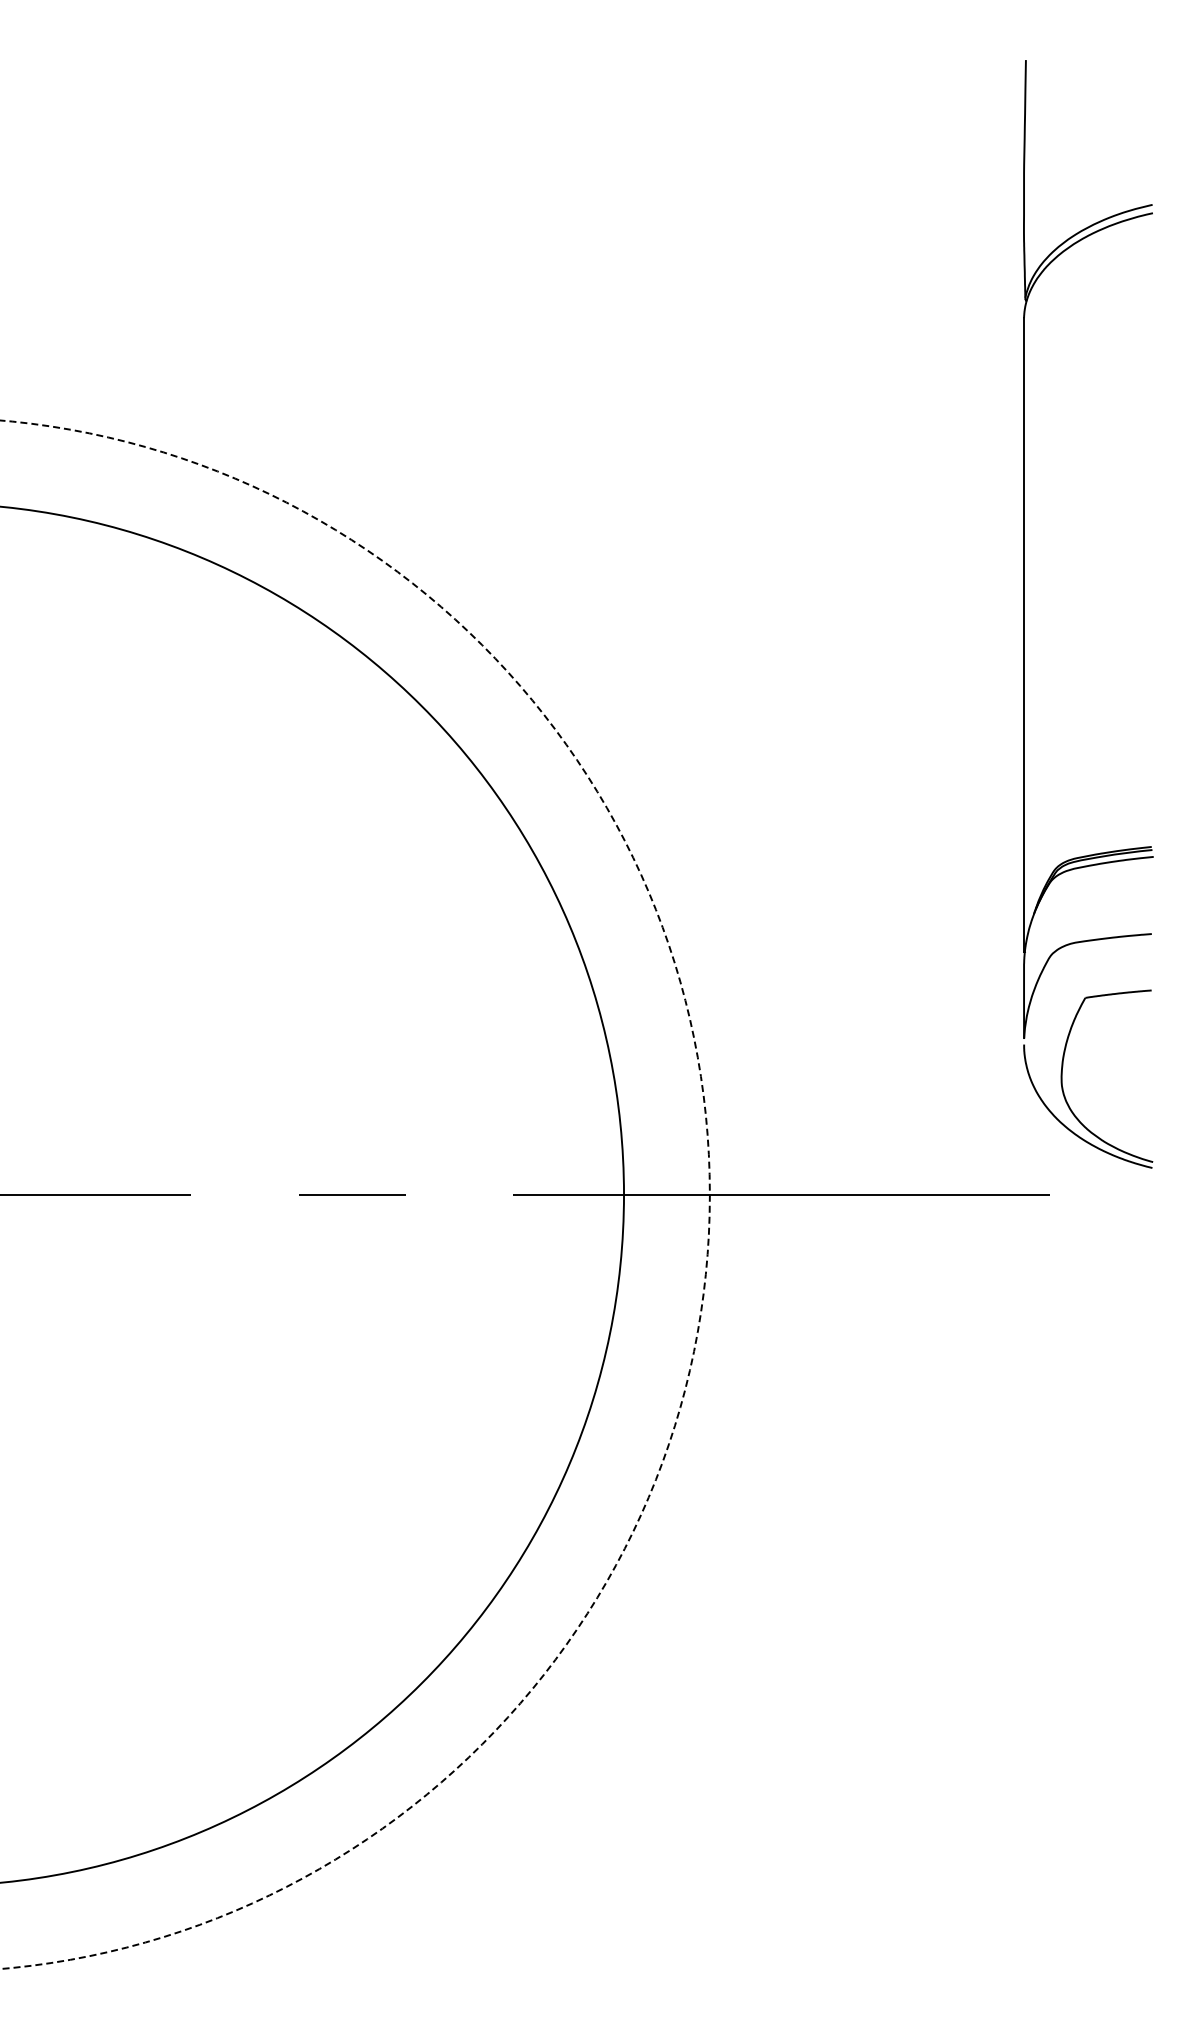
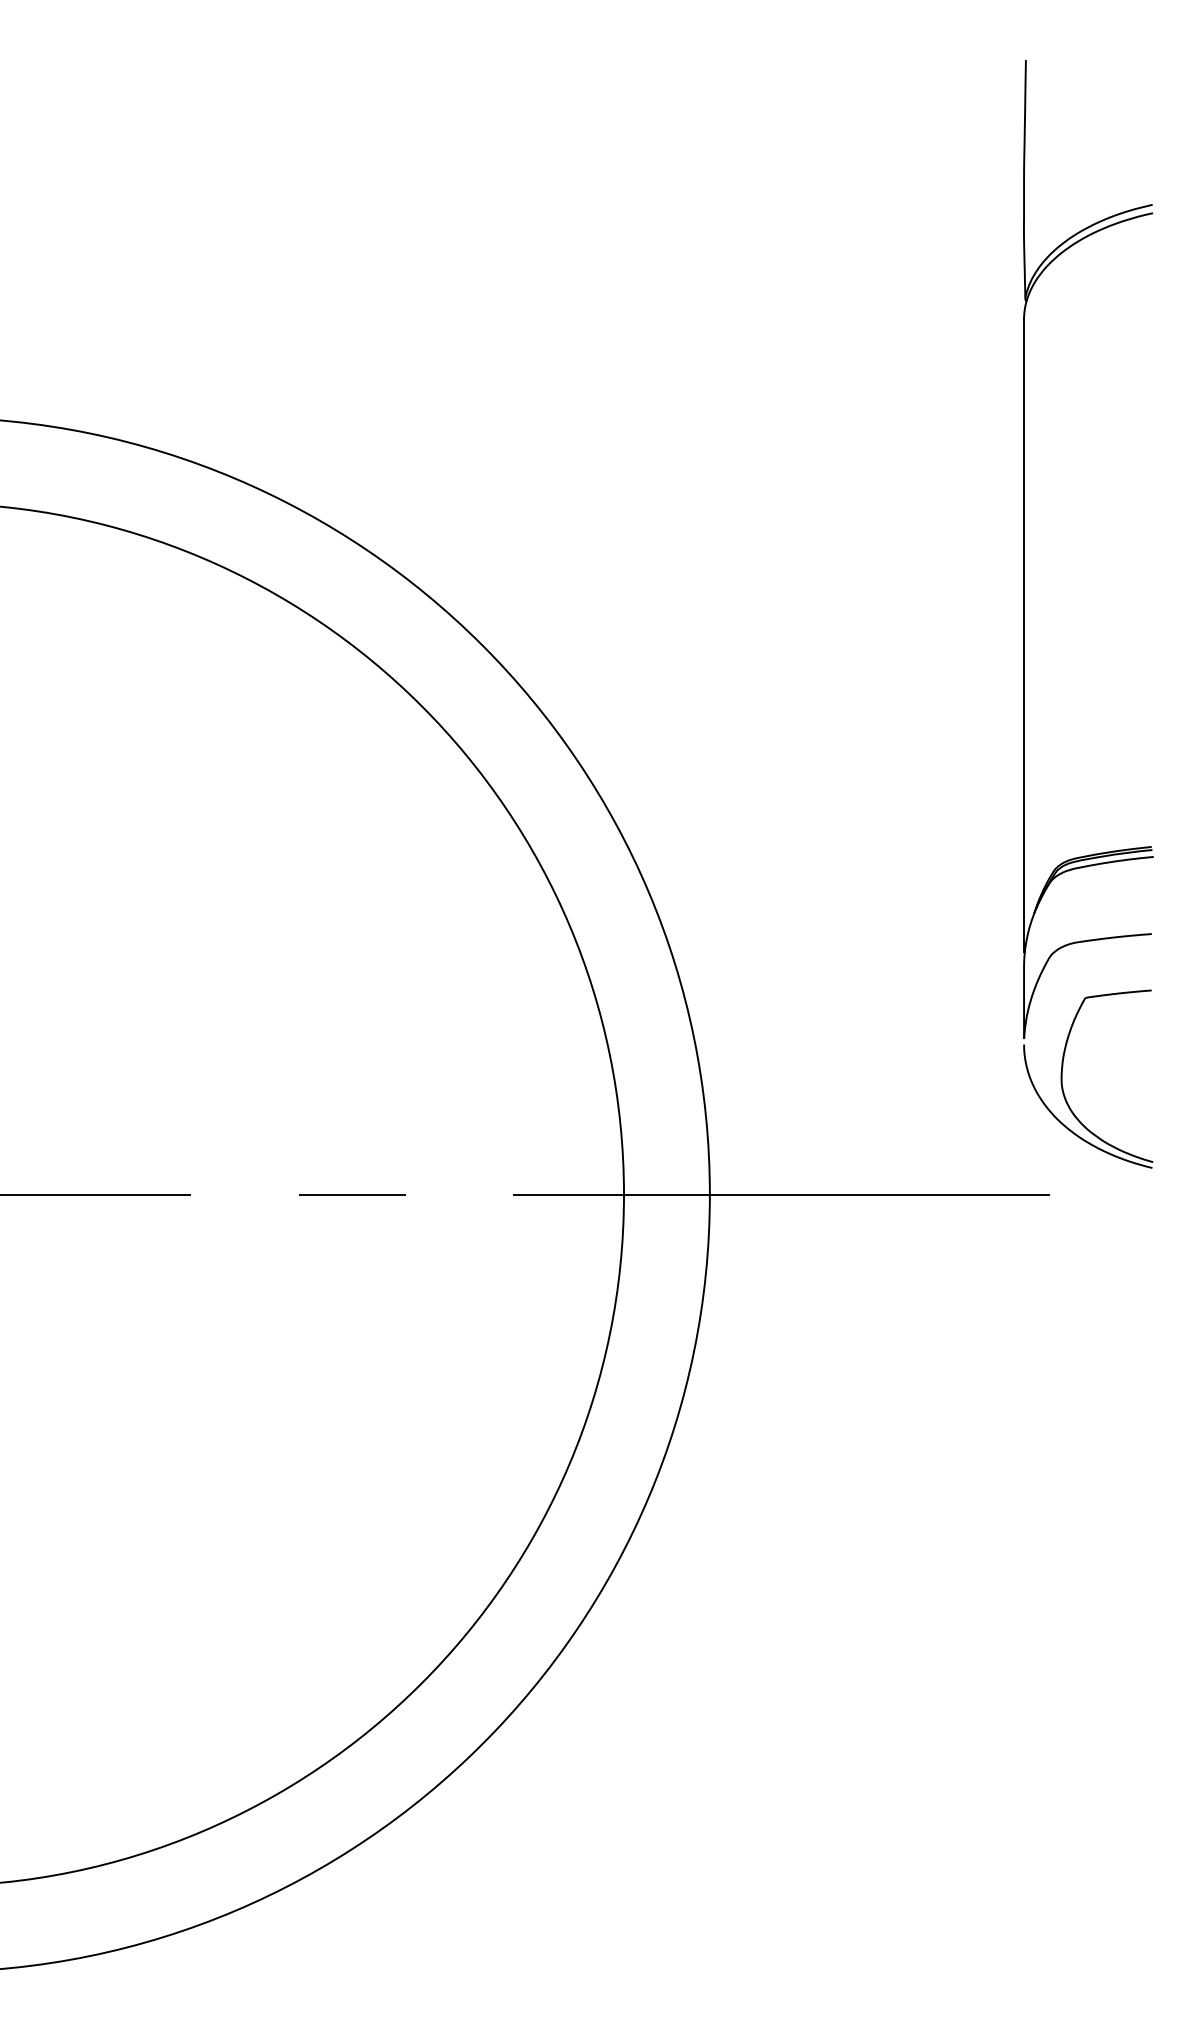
circle: dashed -> solid (354, 1194)
